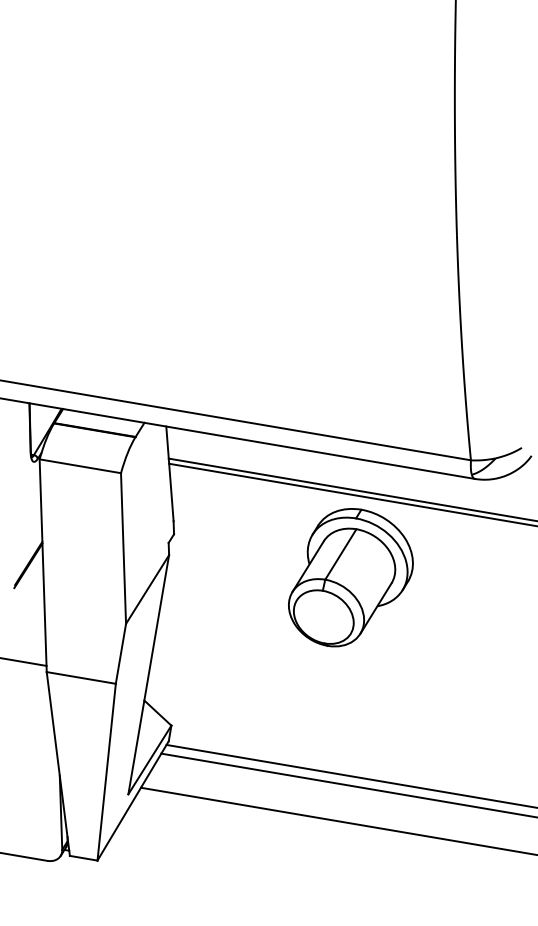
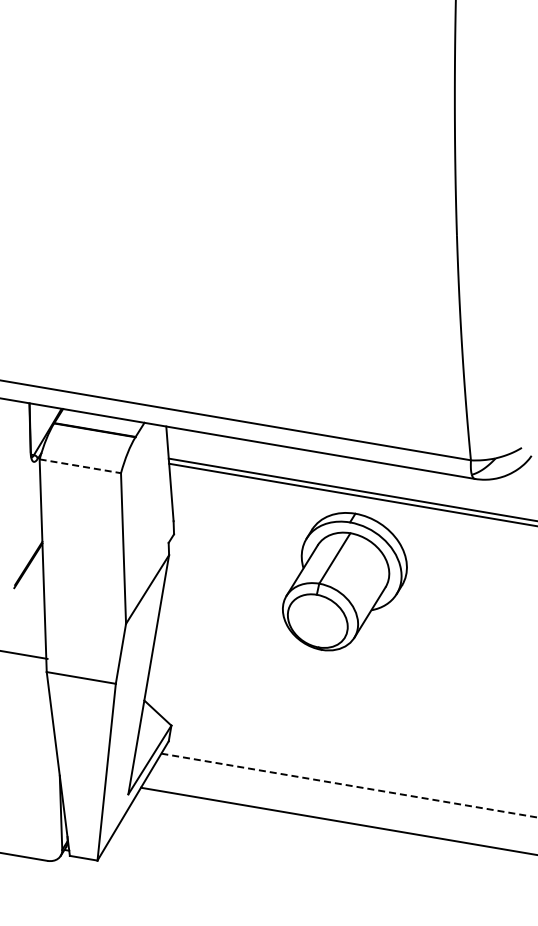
line: solid -> dashed (80, 466)
part position: (350, 577) -> (344, 581) (344, 581)
line position: (24, 661) -> (24, 654) (24, 654)
line: present -> none (350, 775)
line: solid -> dashed (349, 785)
